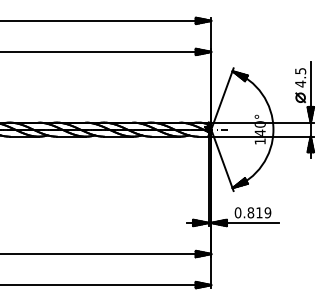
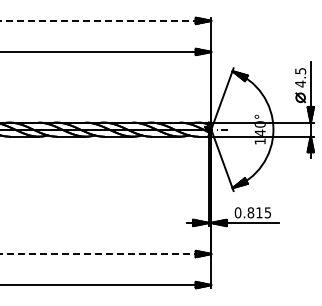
line: solid -> dashed (106, 20)
text: 0.819 -> 0.815 (267, 212)
line: solid -> dashed (106, 254)
